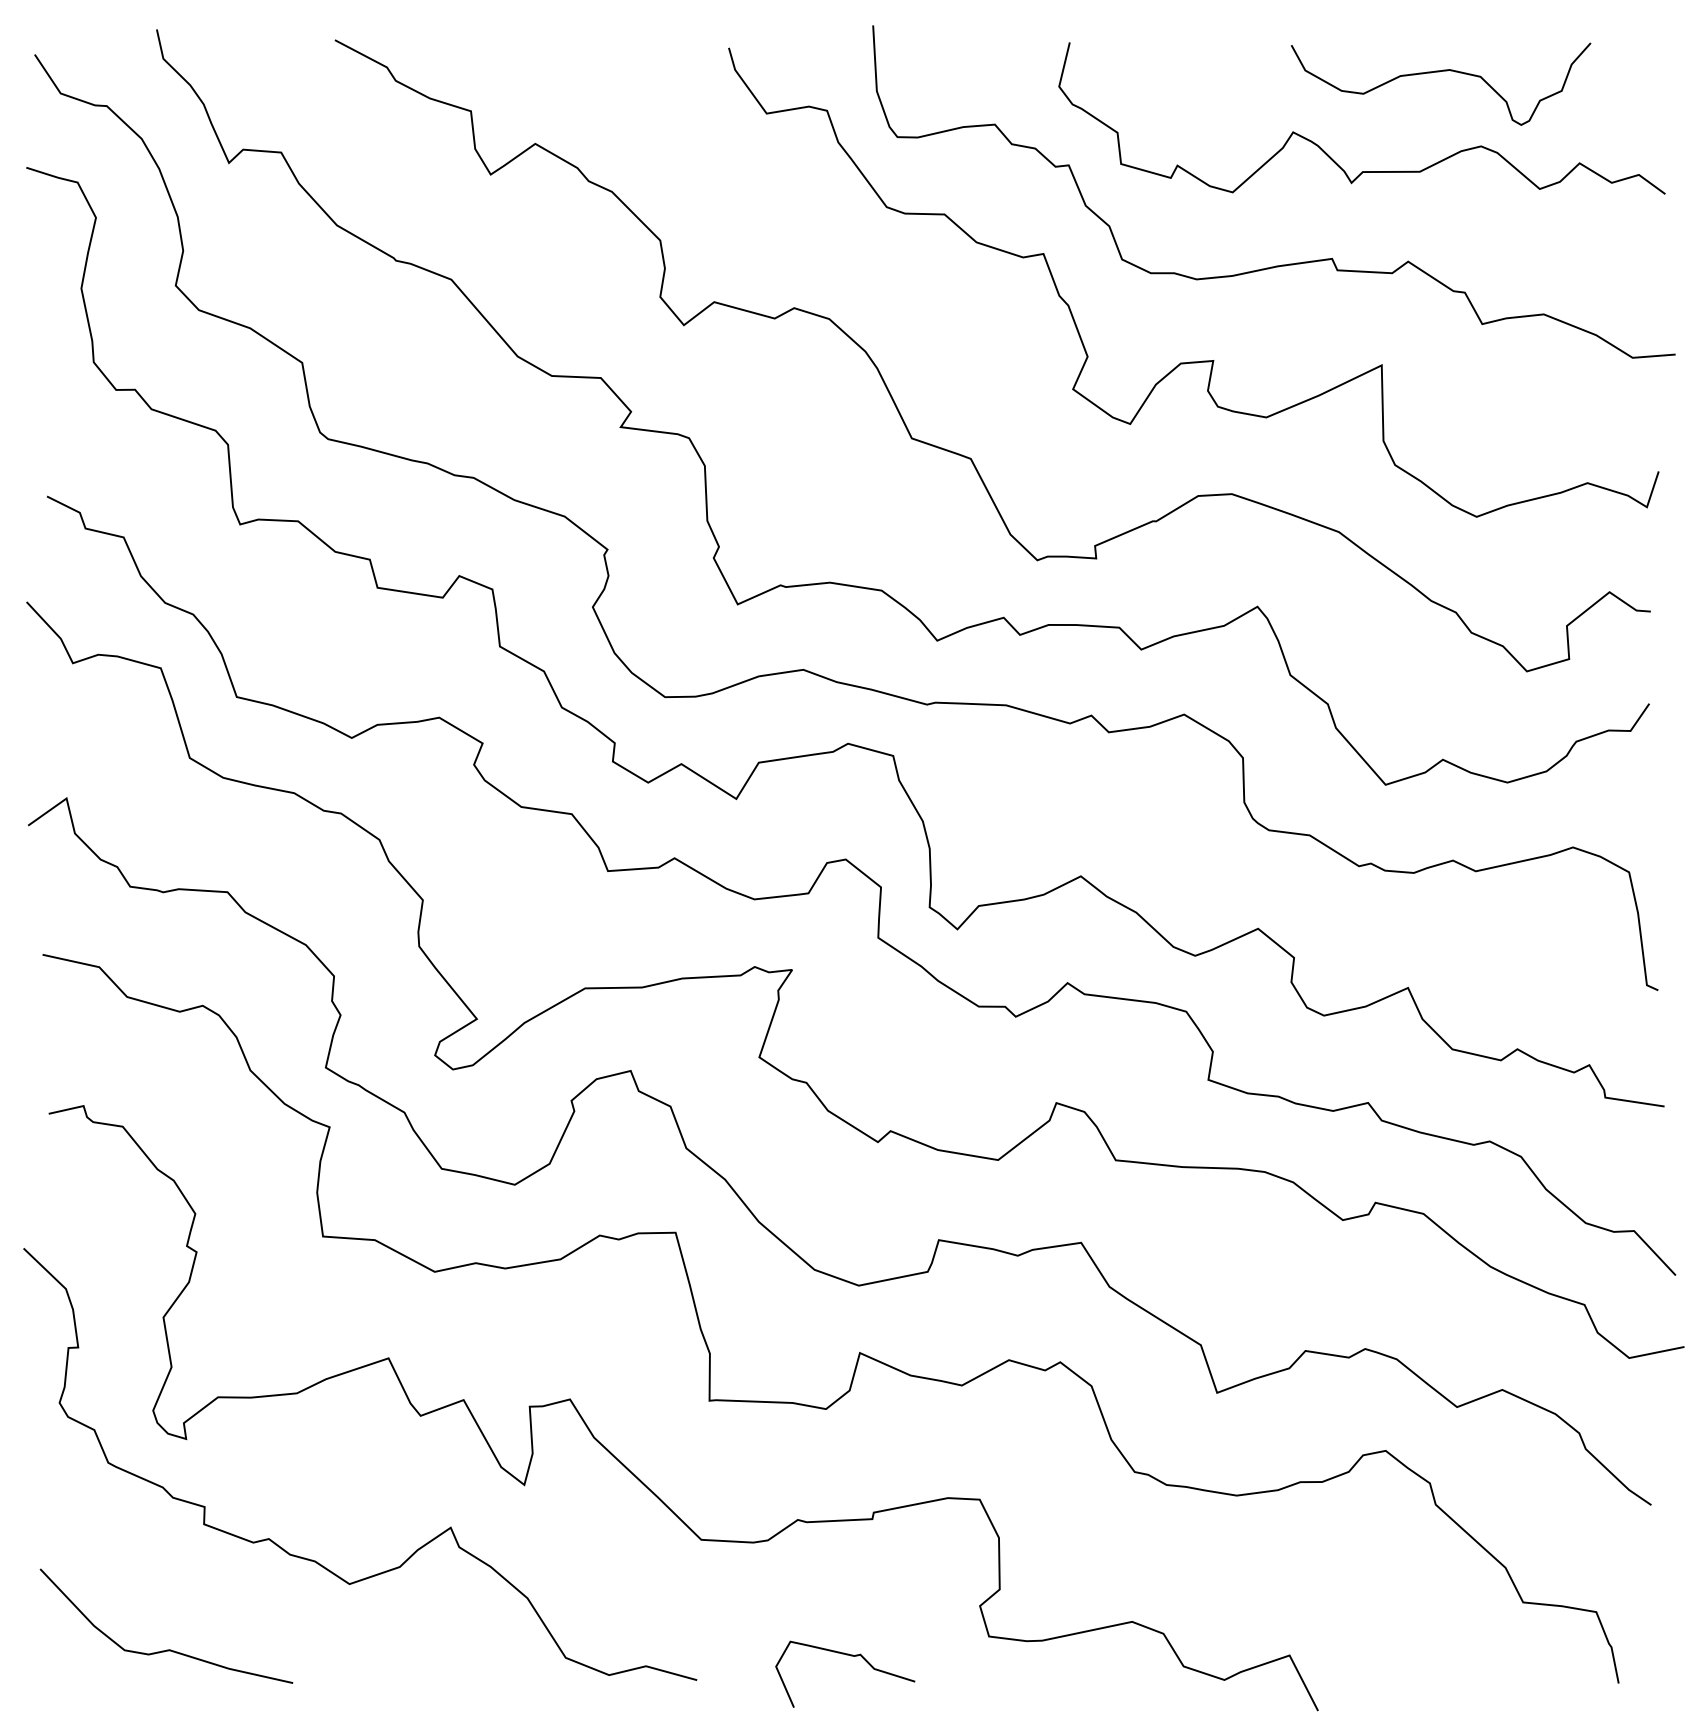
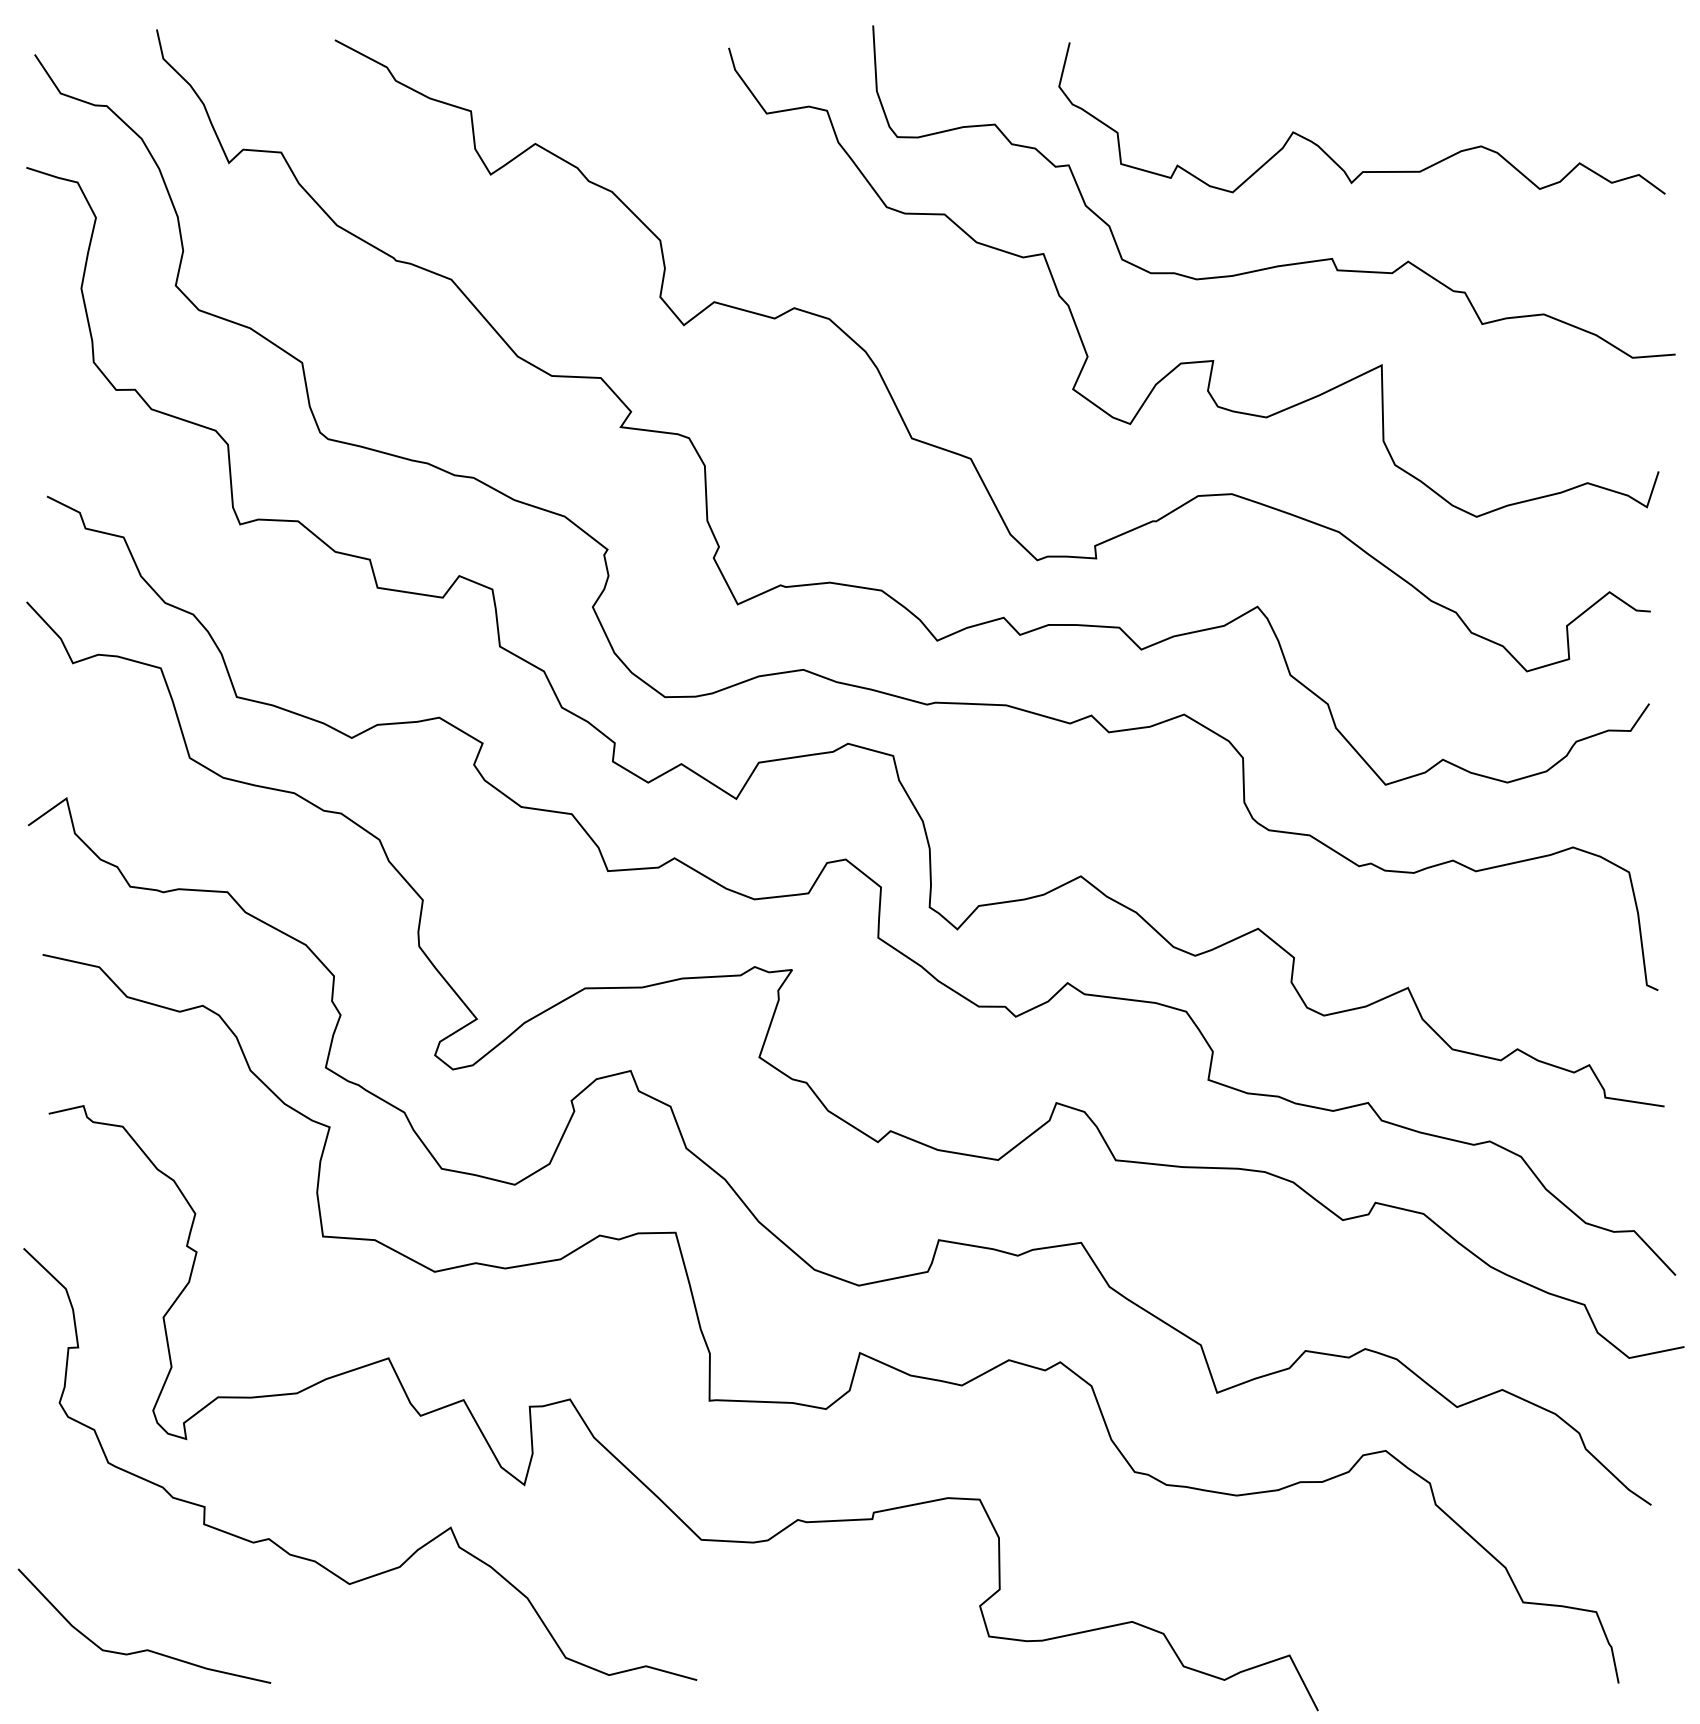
curve: present -> none (1439, 72)
curve position: (166, 1649) -> (144, 1649) (144, 1649)
curve: present -> none (850, 1656)
